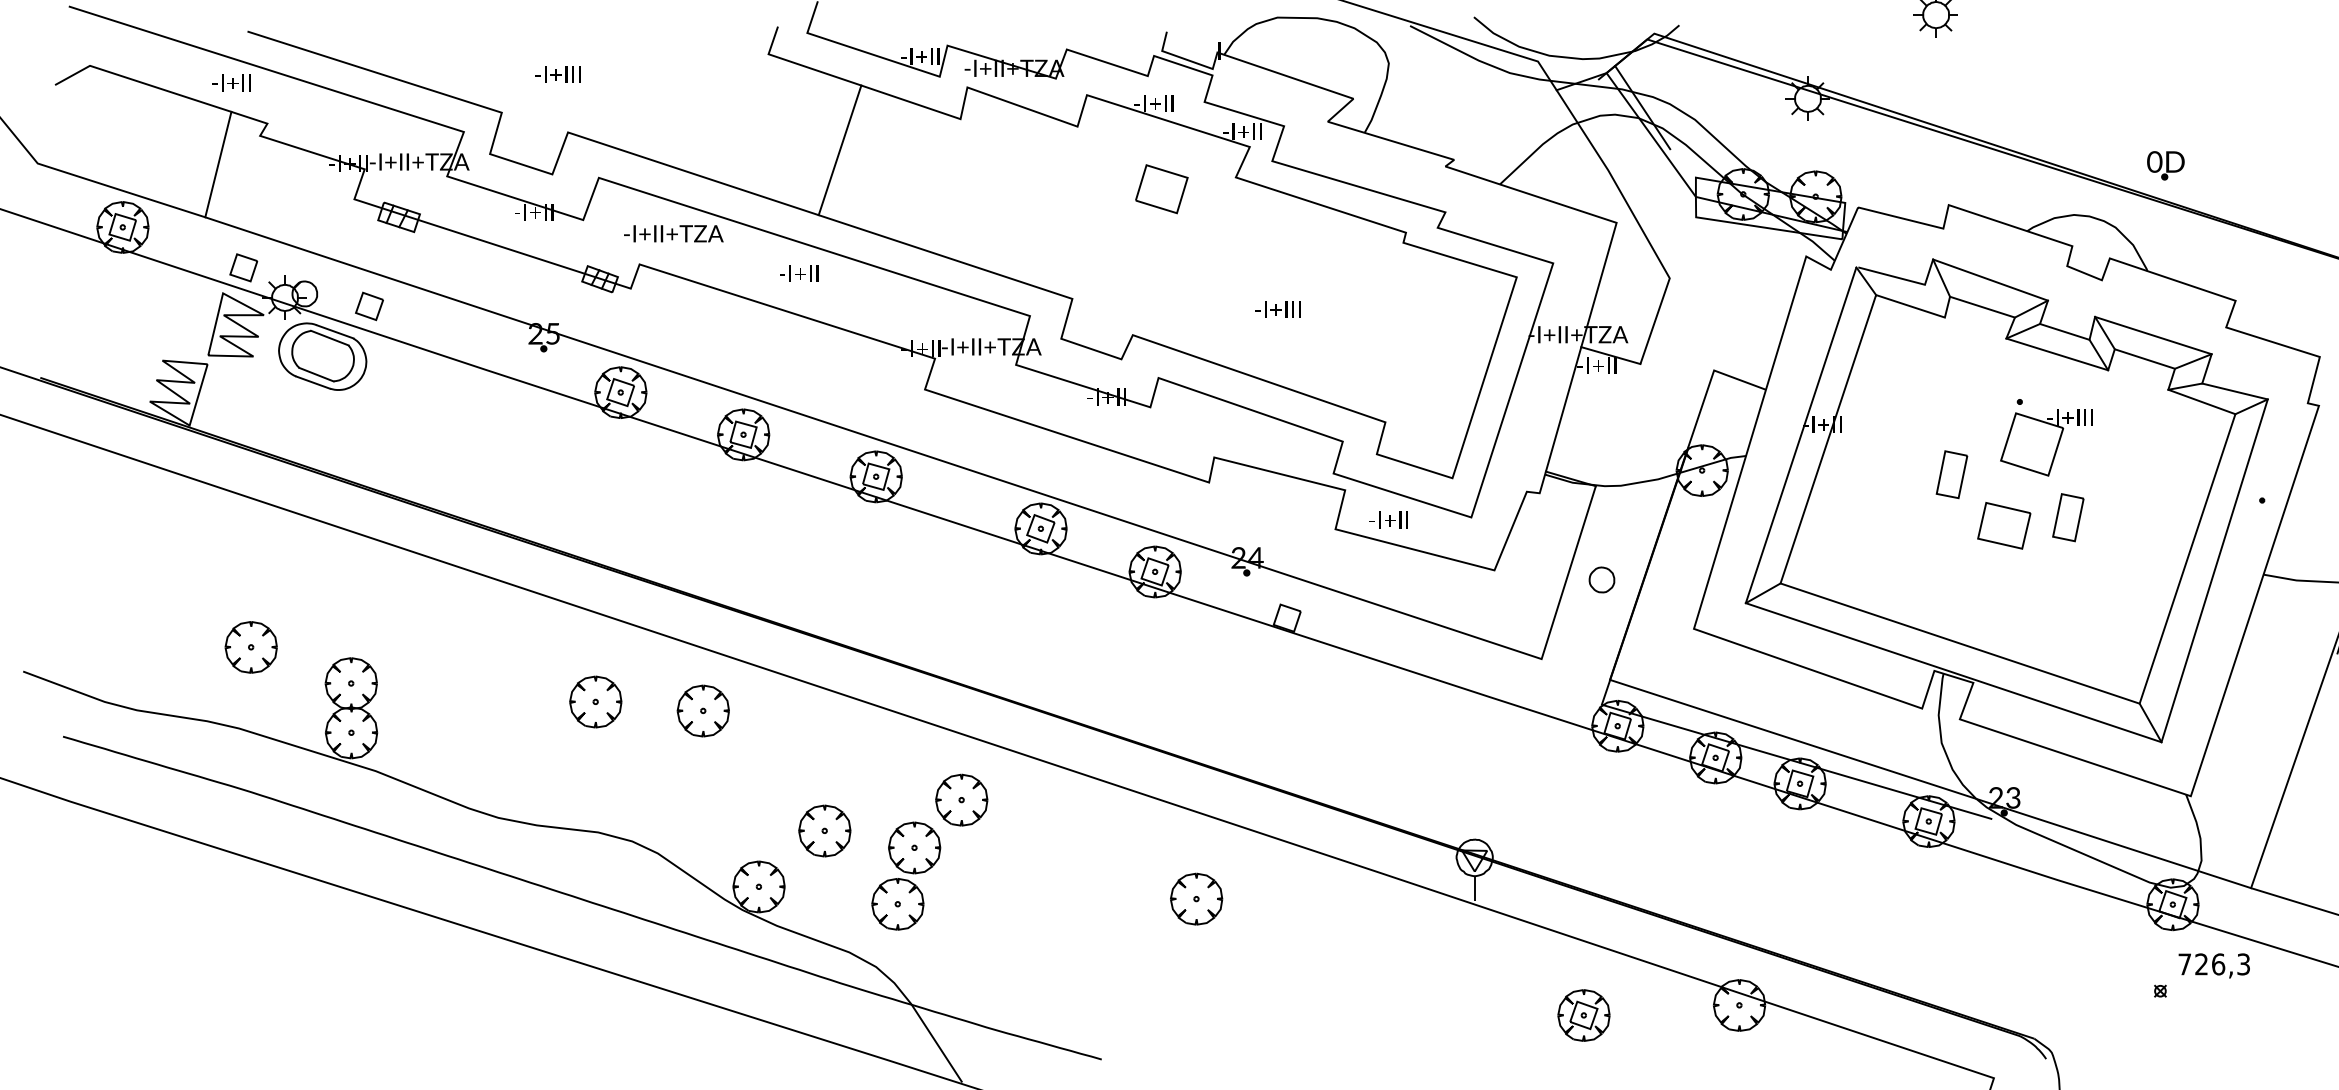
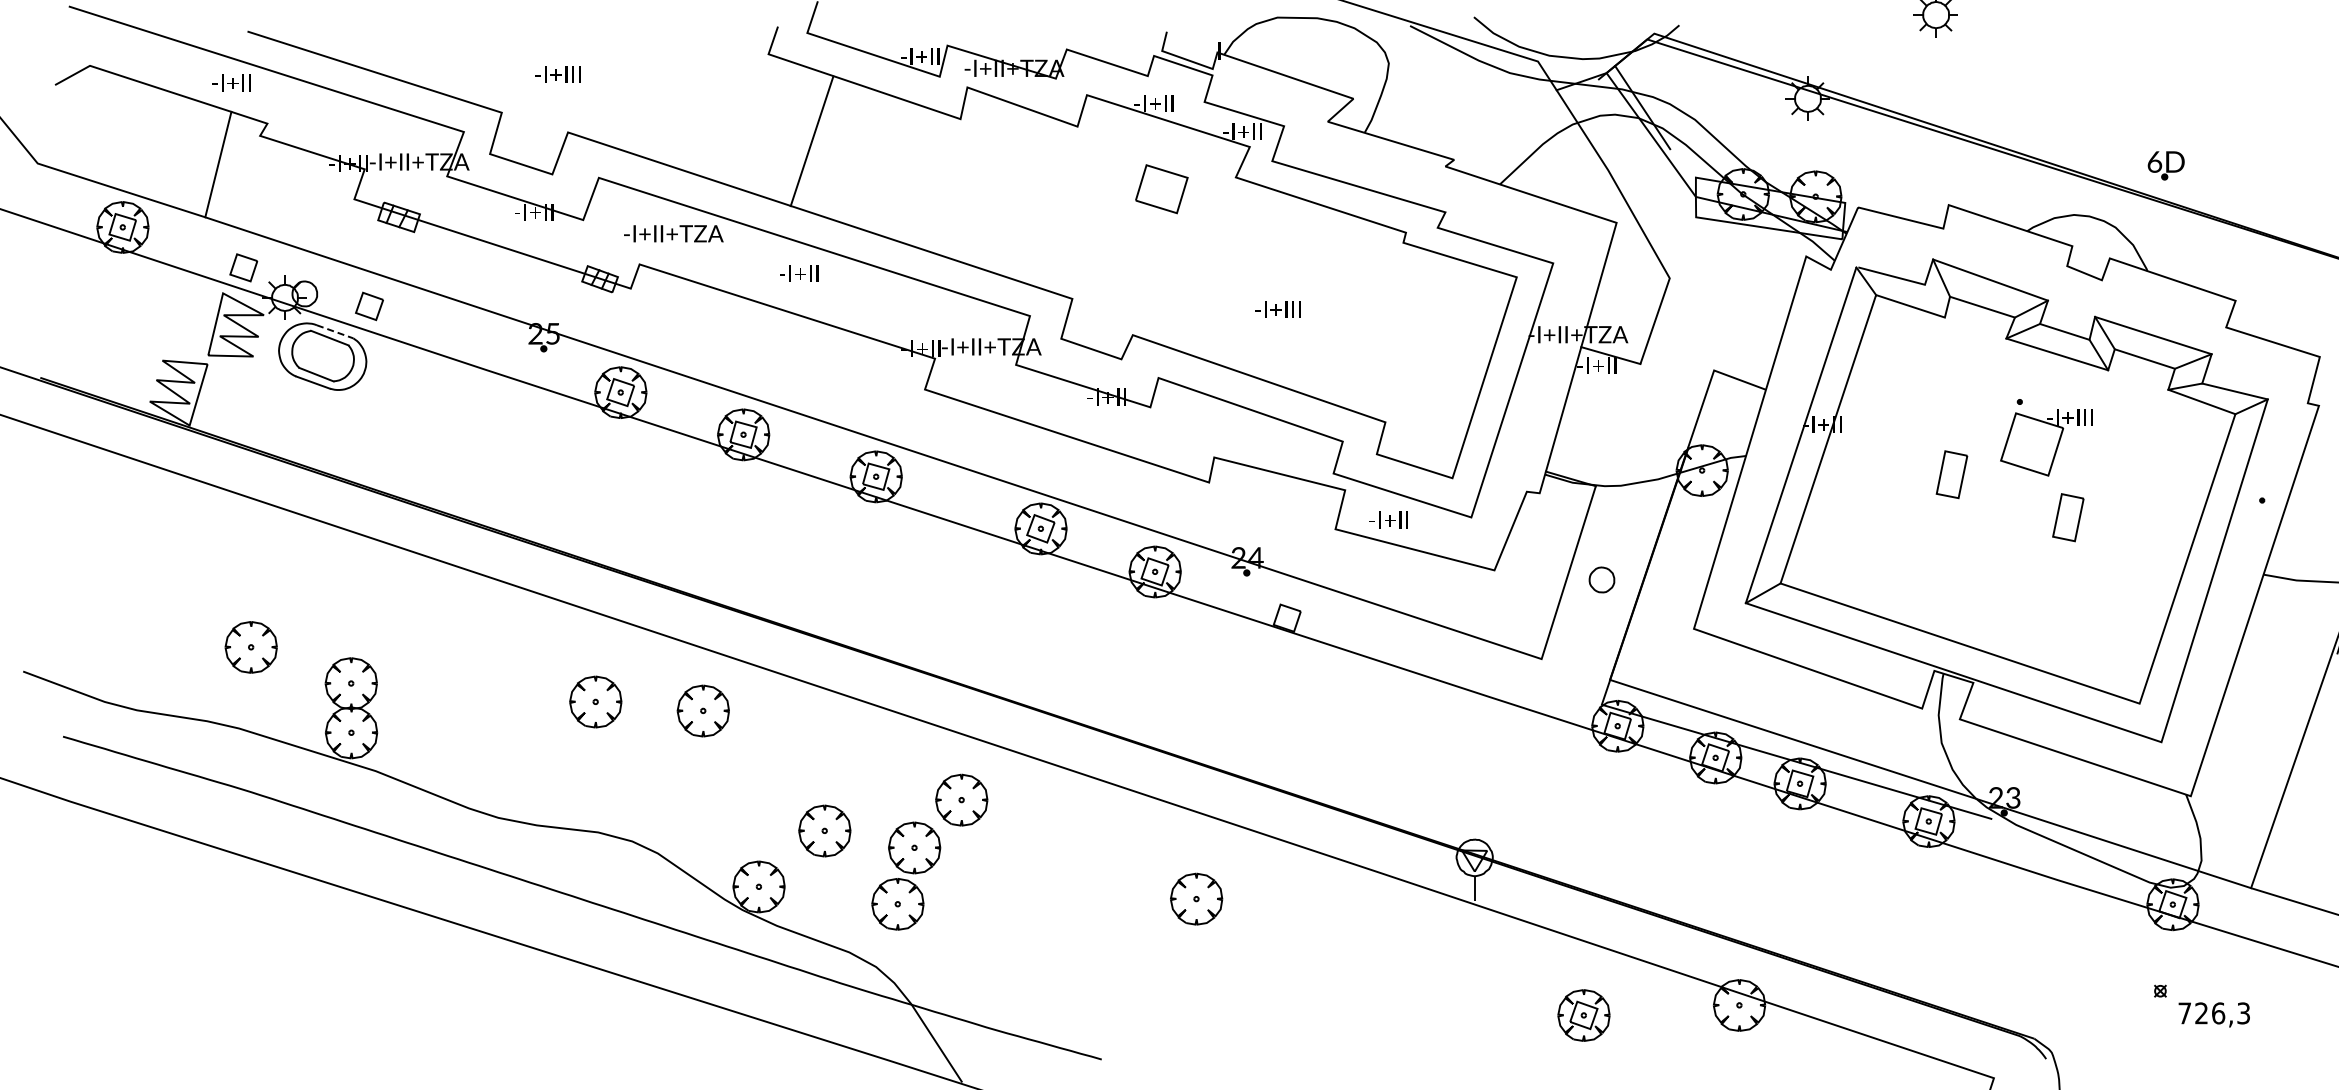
line position: (839, 150) -> (811, 141) (811, 141)
text: 0D -> 6D (2154, 161)
line: solid -> dashed (335, 331)
part: present -> none (2004, 525)
line: present -> none (2150, 722)
text position: (2213, 965) -> (2213, 1014) (2213, 1014)
